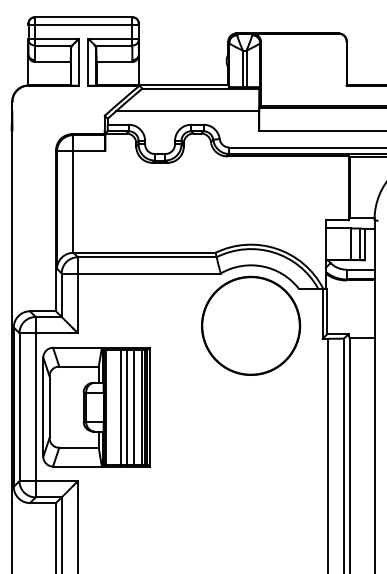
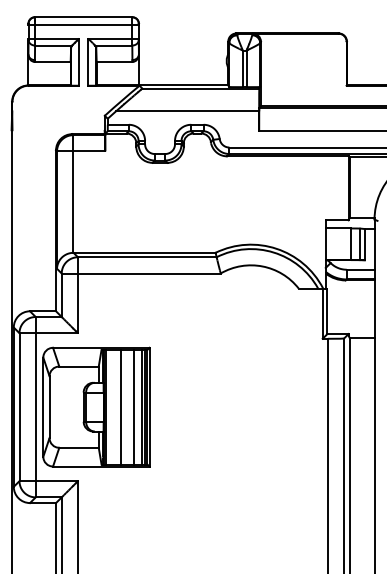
circle: present -> none (251, 325)
line: present -> none (127, 406)
